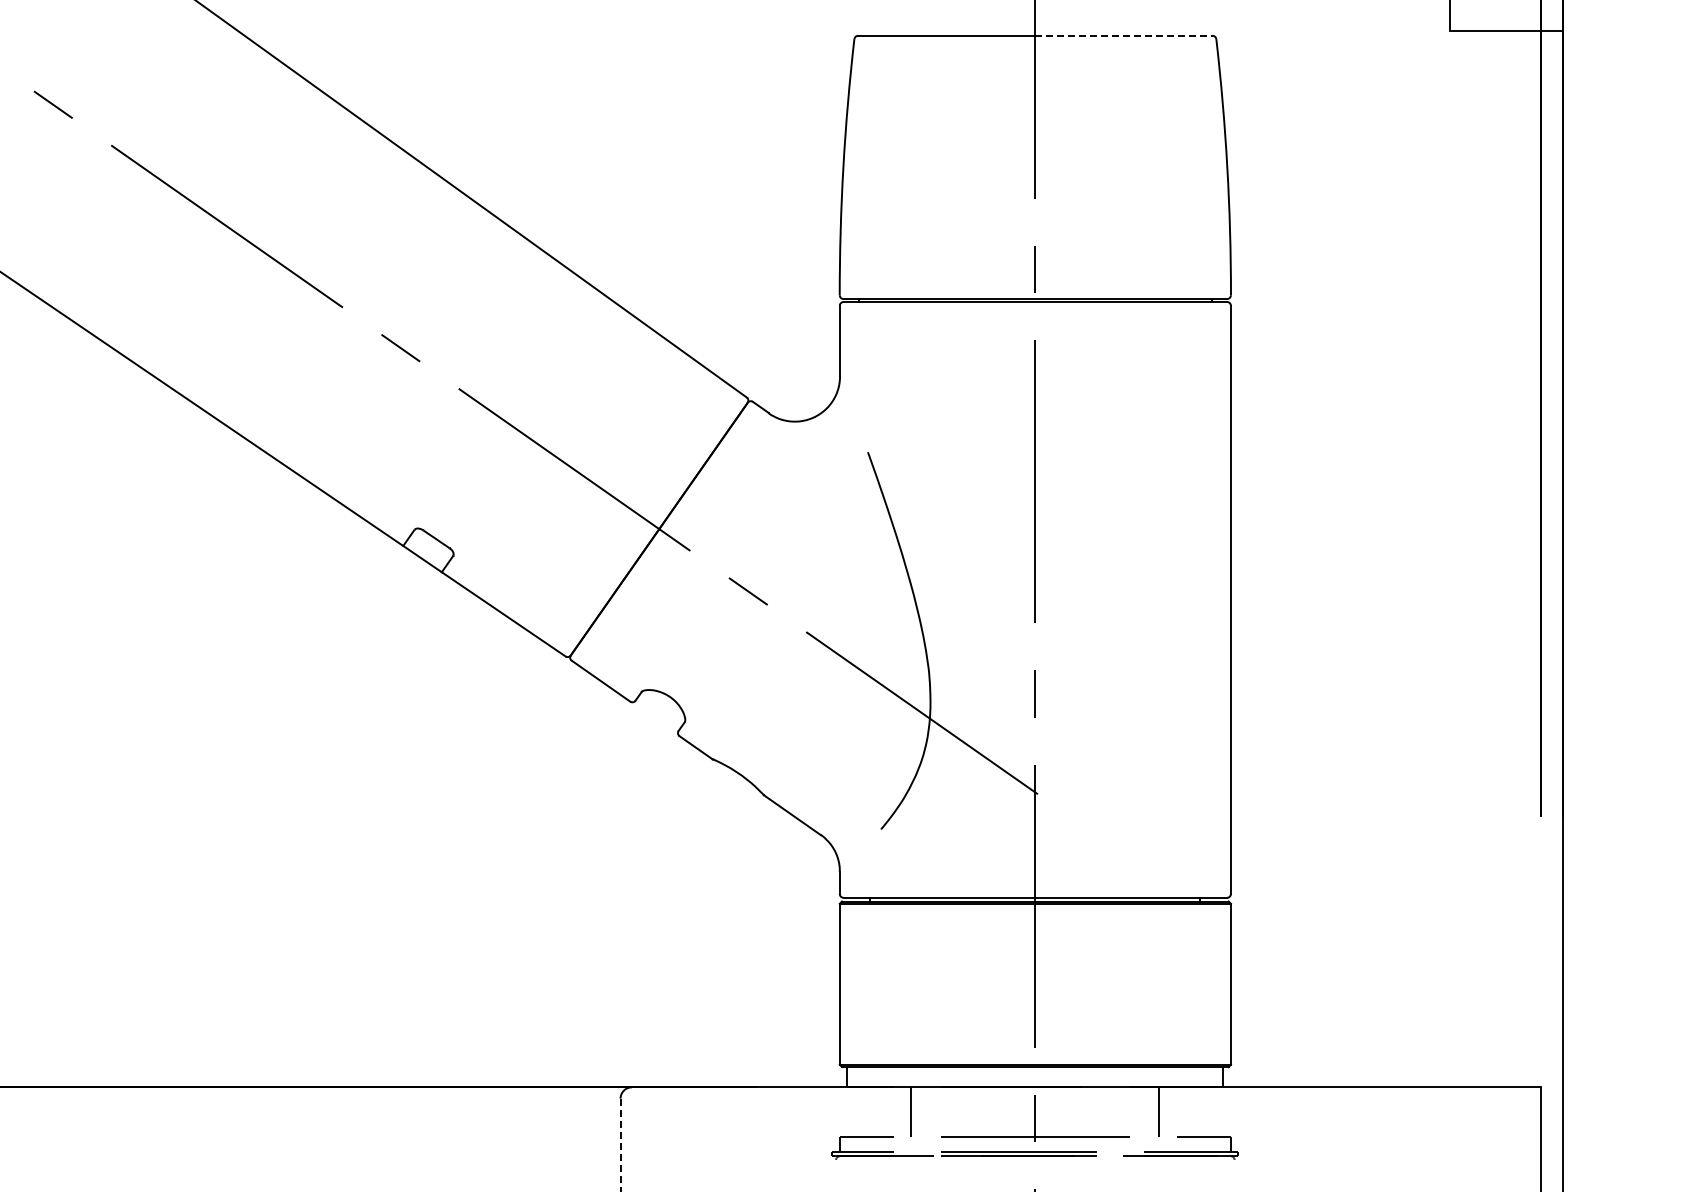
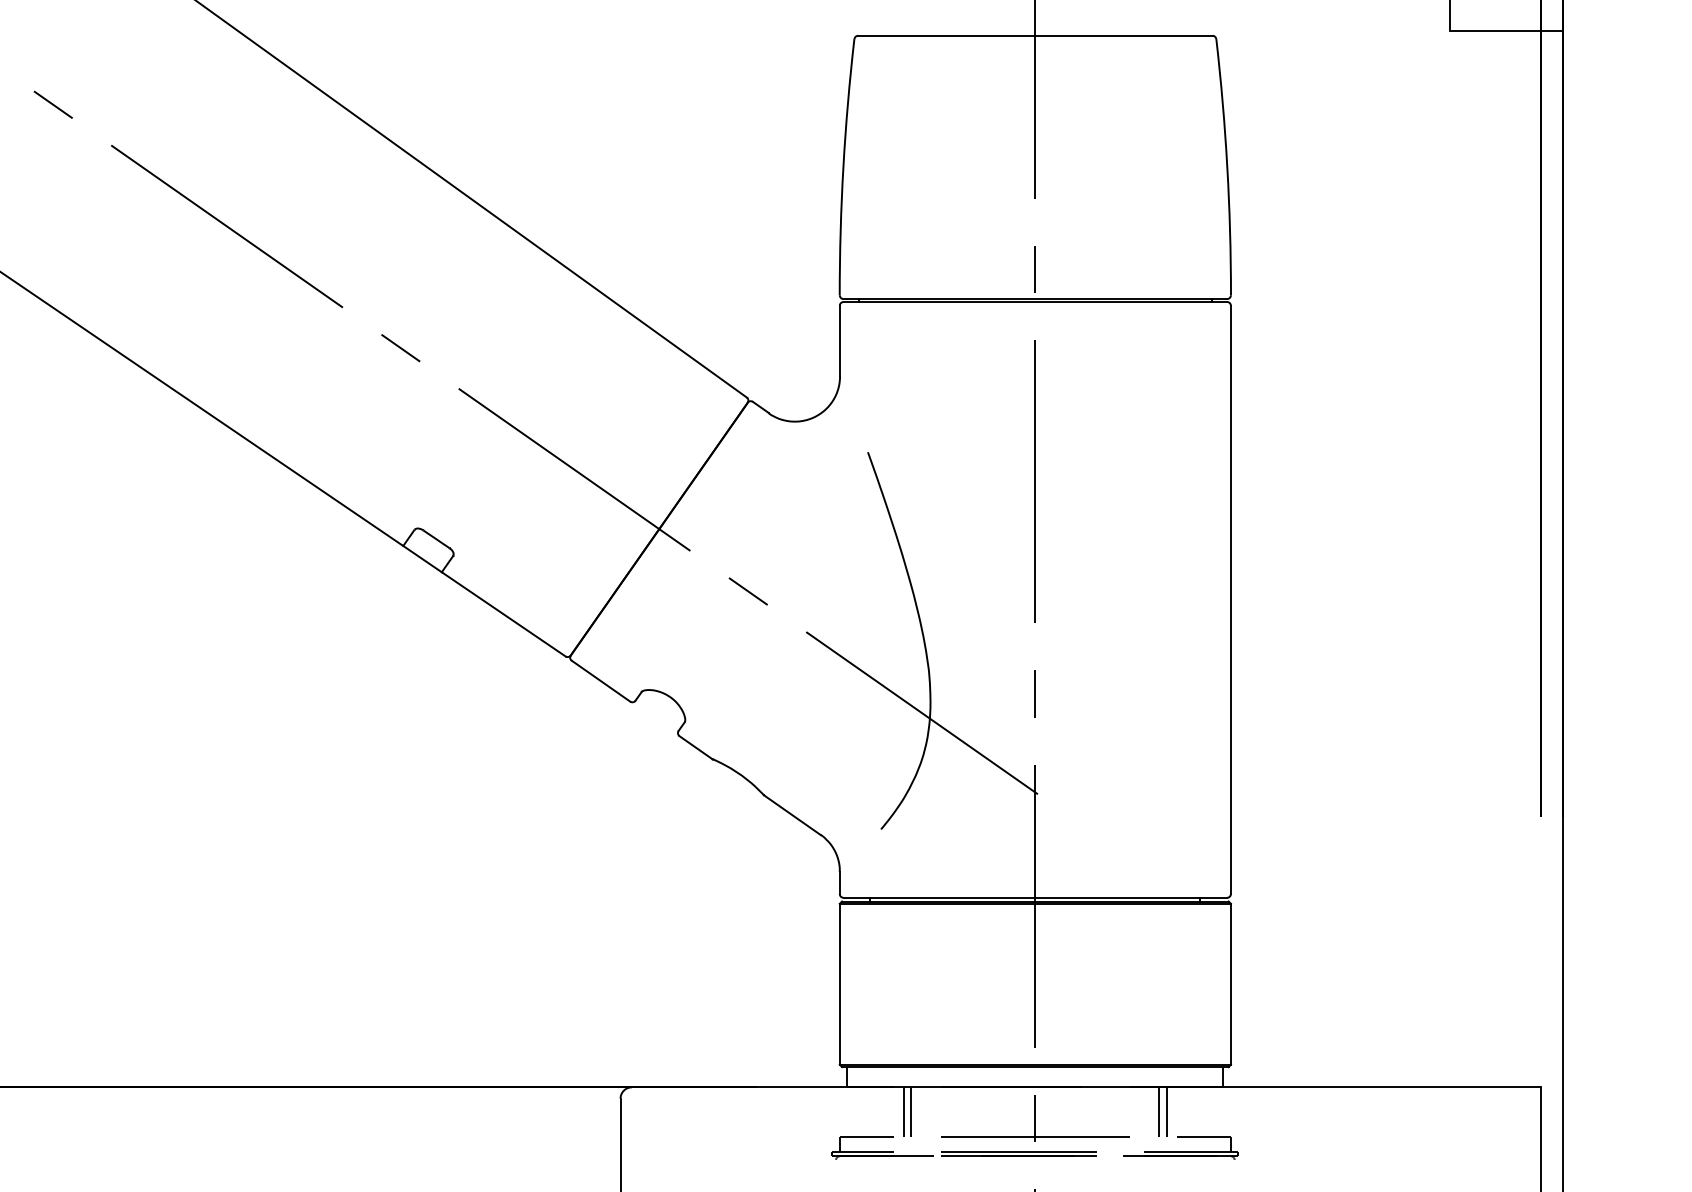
line: dashed -> solid (1123, 35)
line: none -> present (903, 1112)
line: none -> present (1166, 1112)
line: dashed -> solid (620, 1145)
